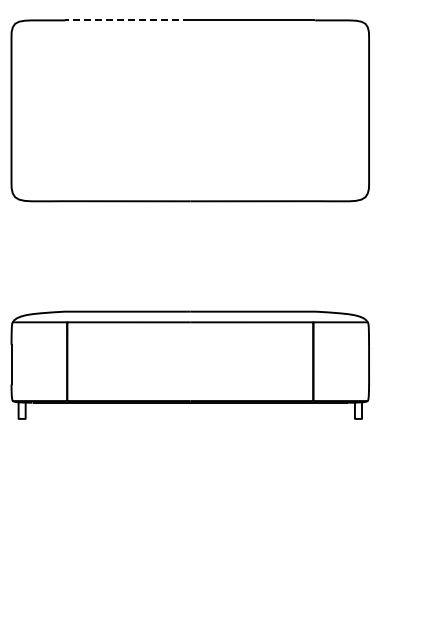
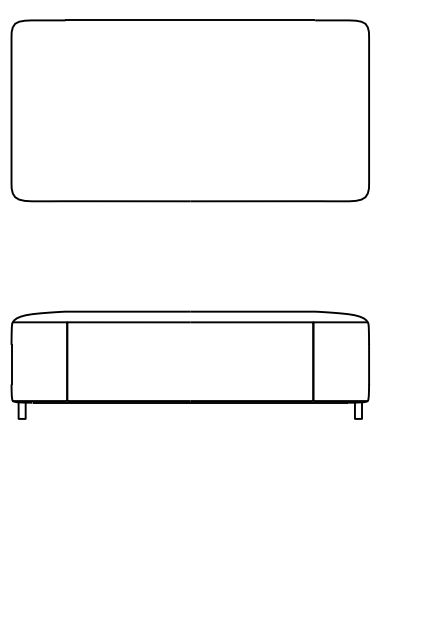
line: dashed -> solid (127, 20)
